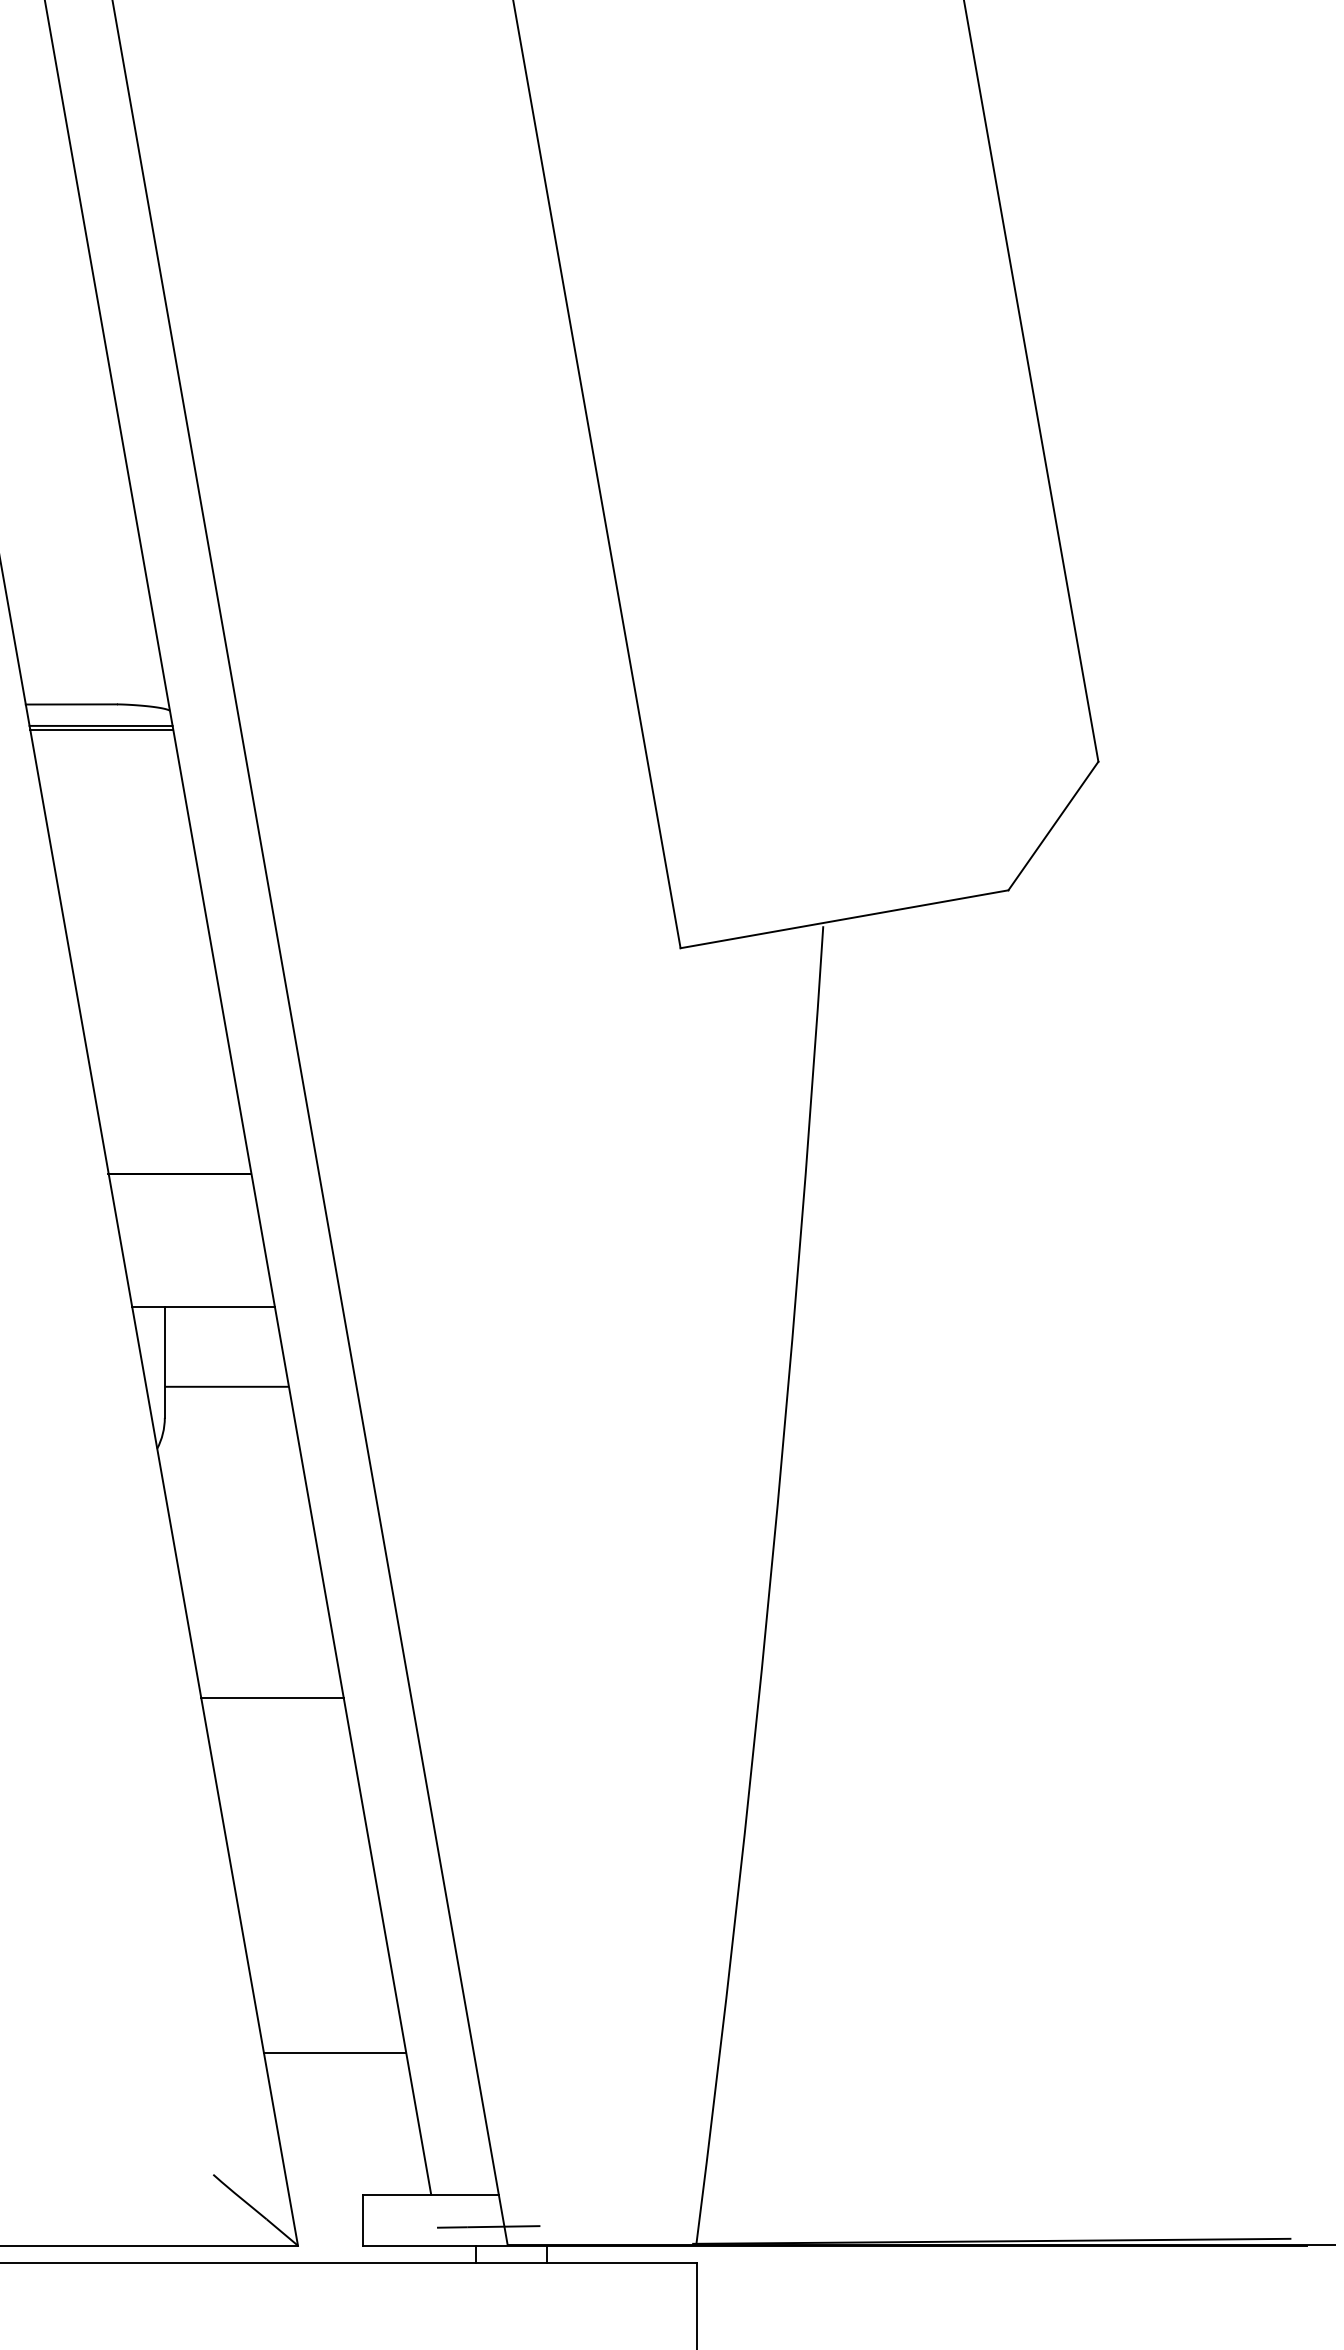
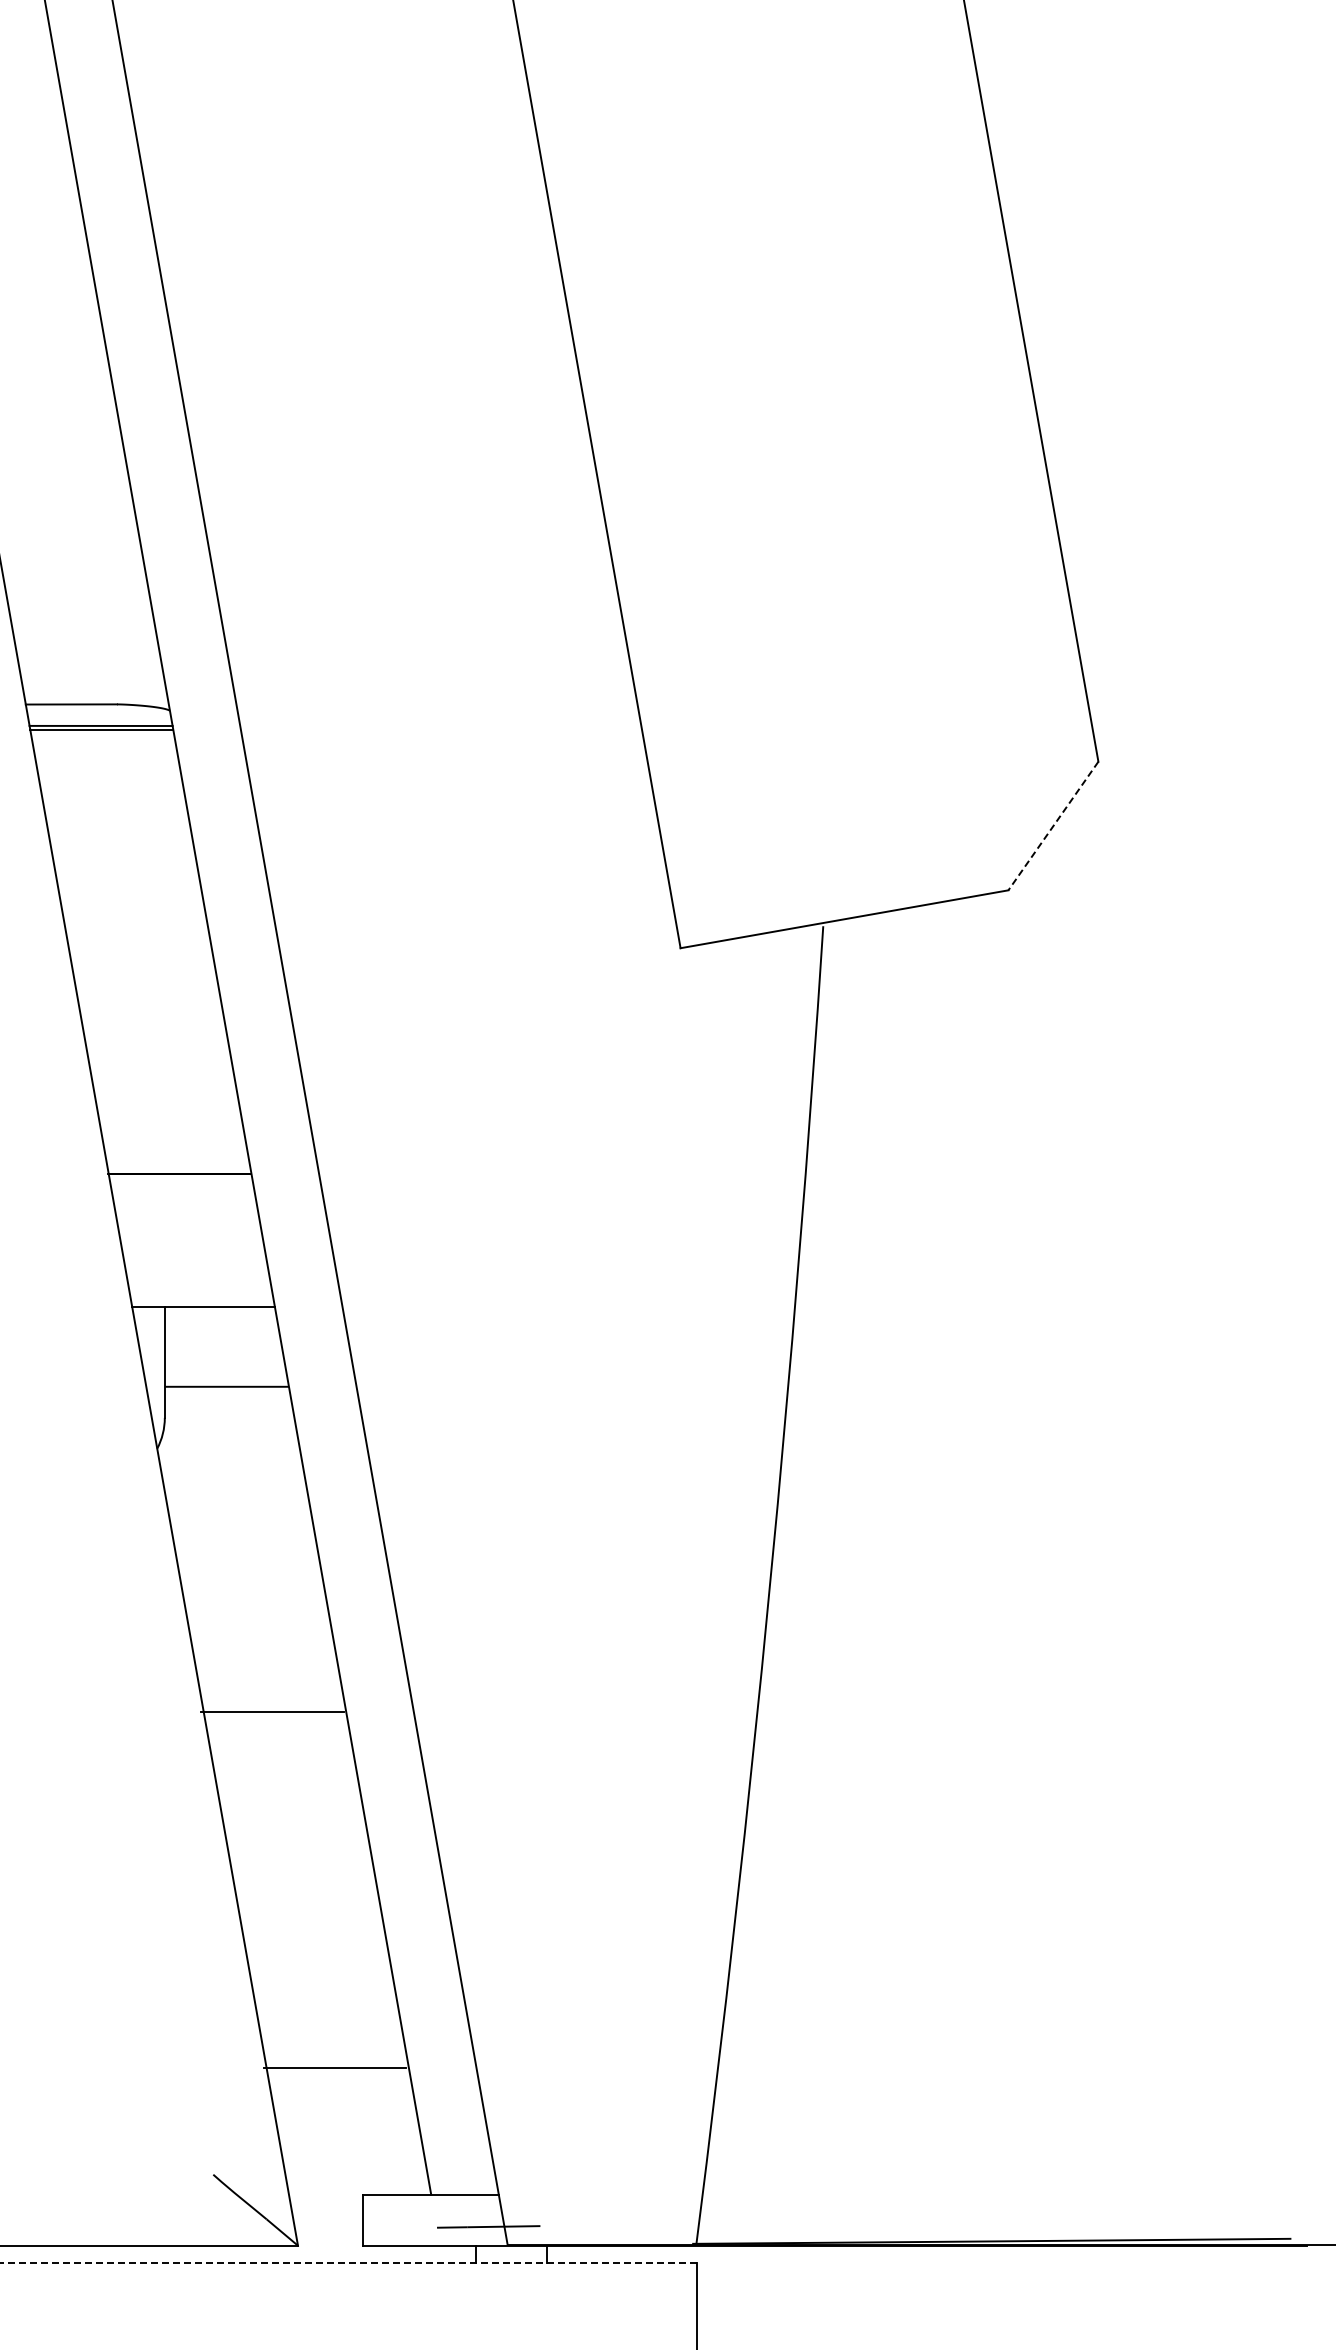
line: solid -> dashed (1053, 826)
line position: (272, 1697) -> (272, 1711) (272, 1711)
line position: (334, 2052) -> (334, 2067) (334, 2067)
line: solid -> dashed (349, 2263)
